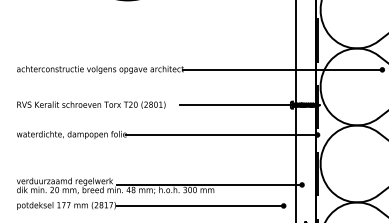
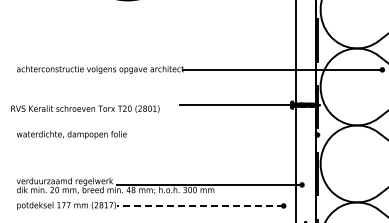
text position: (91, 104) -> (85, 108) (85, 108)
line: present -> none (221, 135)
line: solid -> dashed (199, 205)
